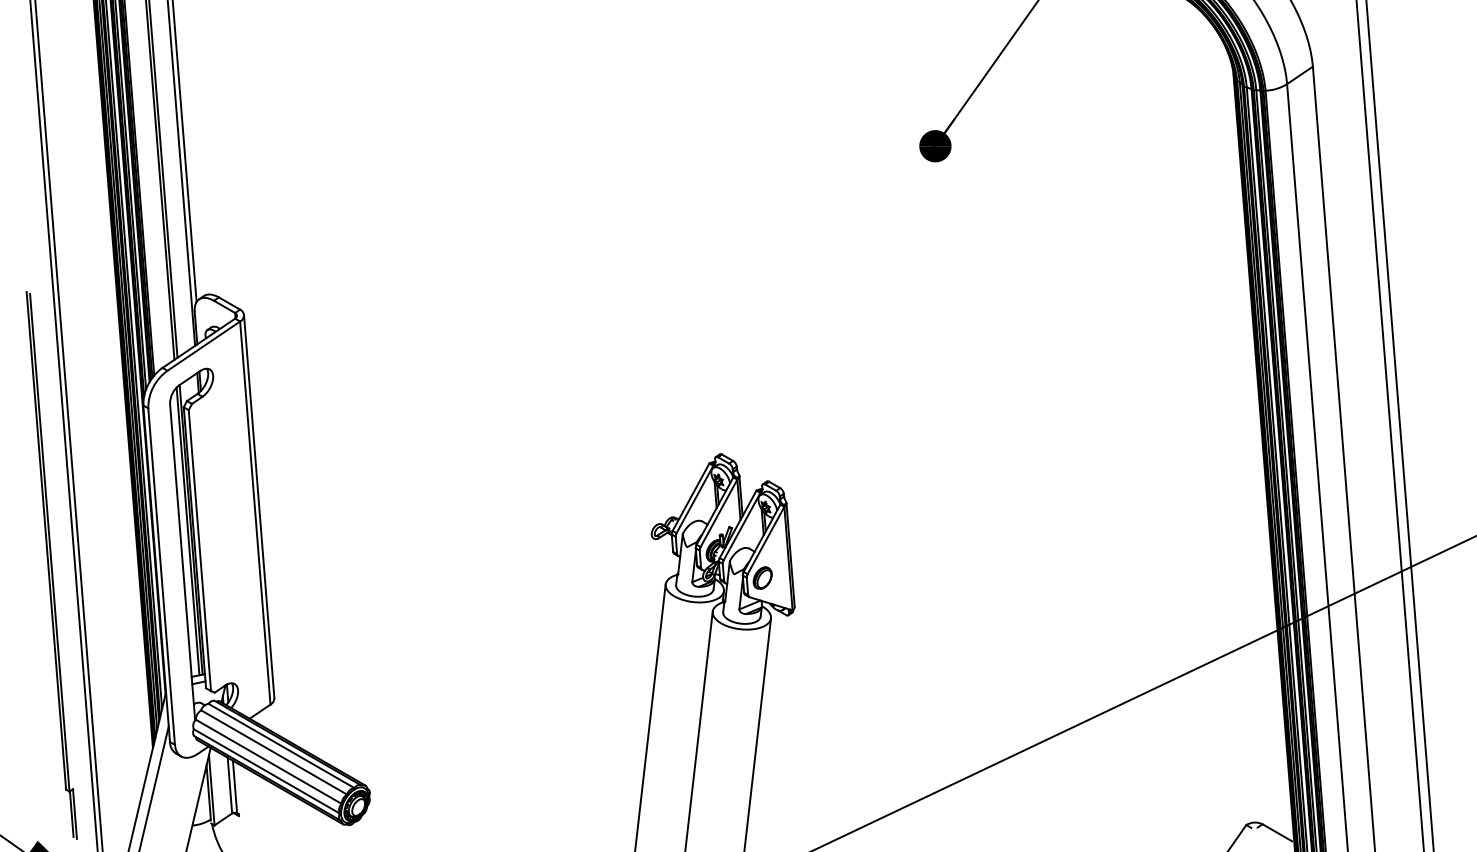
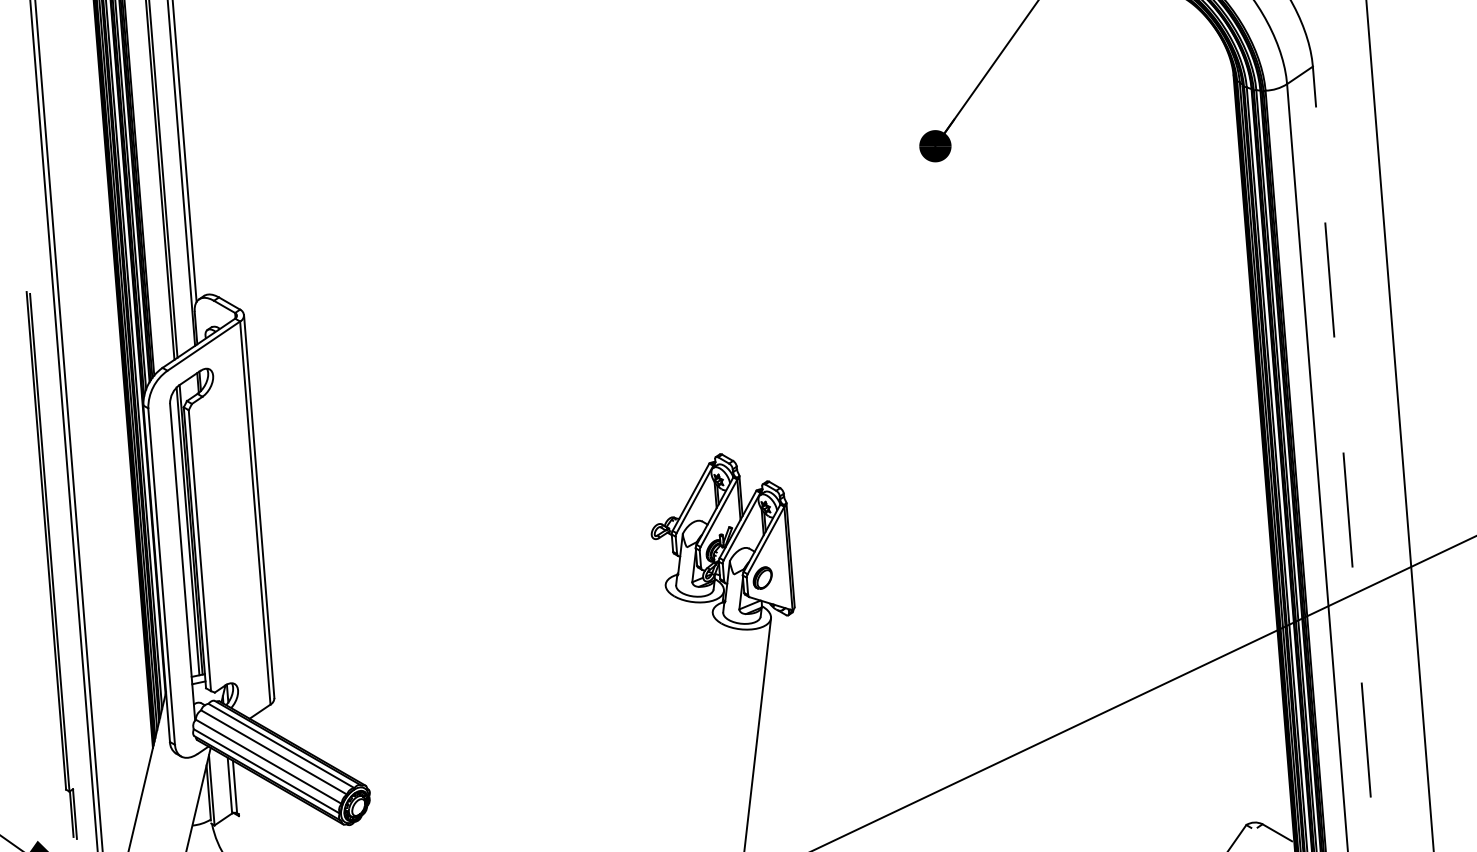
line: present -> none (1389, 425)
line: solid -> dashed (1344, 459)
line: present -> none (650, 716)
line: present -> none (698, 729)
line: present -> none (154, 787)
